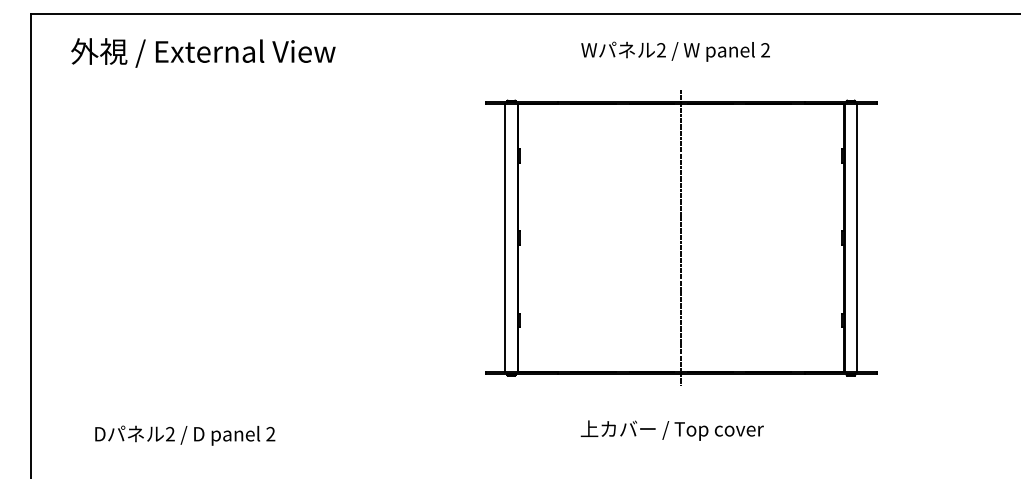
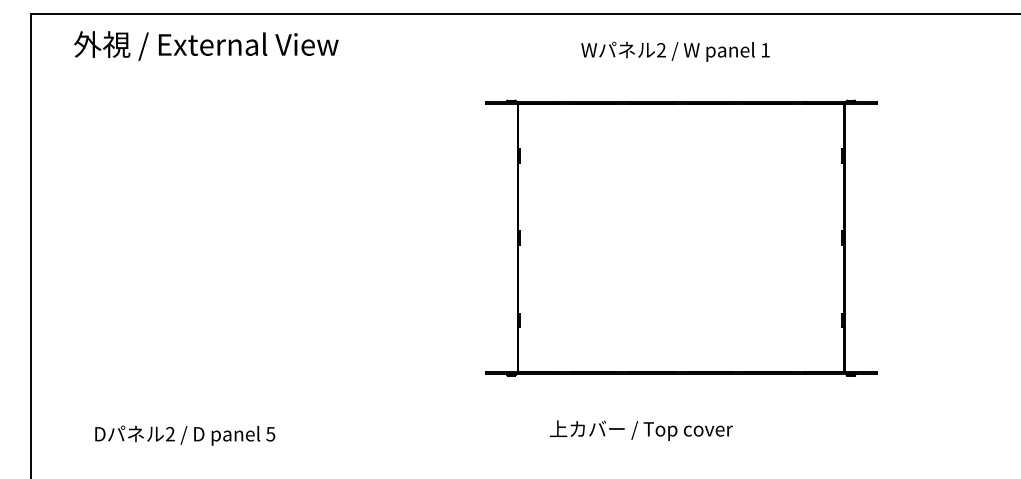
text: 2 -> 1 (765, 50)
text position: (203, 52) -> (206, 45) (206, 45)
line: present -> none (505, 237)
line: present -> none (681, 237)
line: present -> none (857, 237)
text position: (671, 430) -> (640, 430) (640, 430)
text: 2 -> 5 (270, 433)
